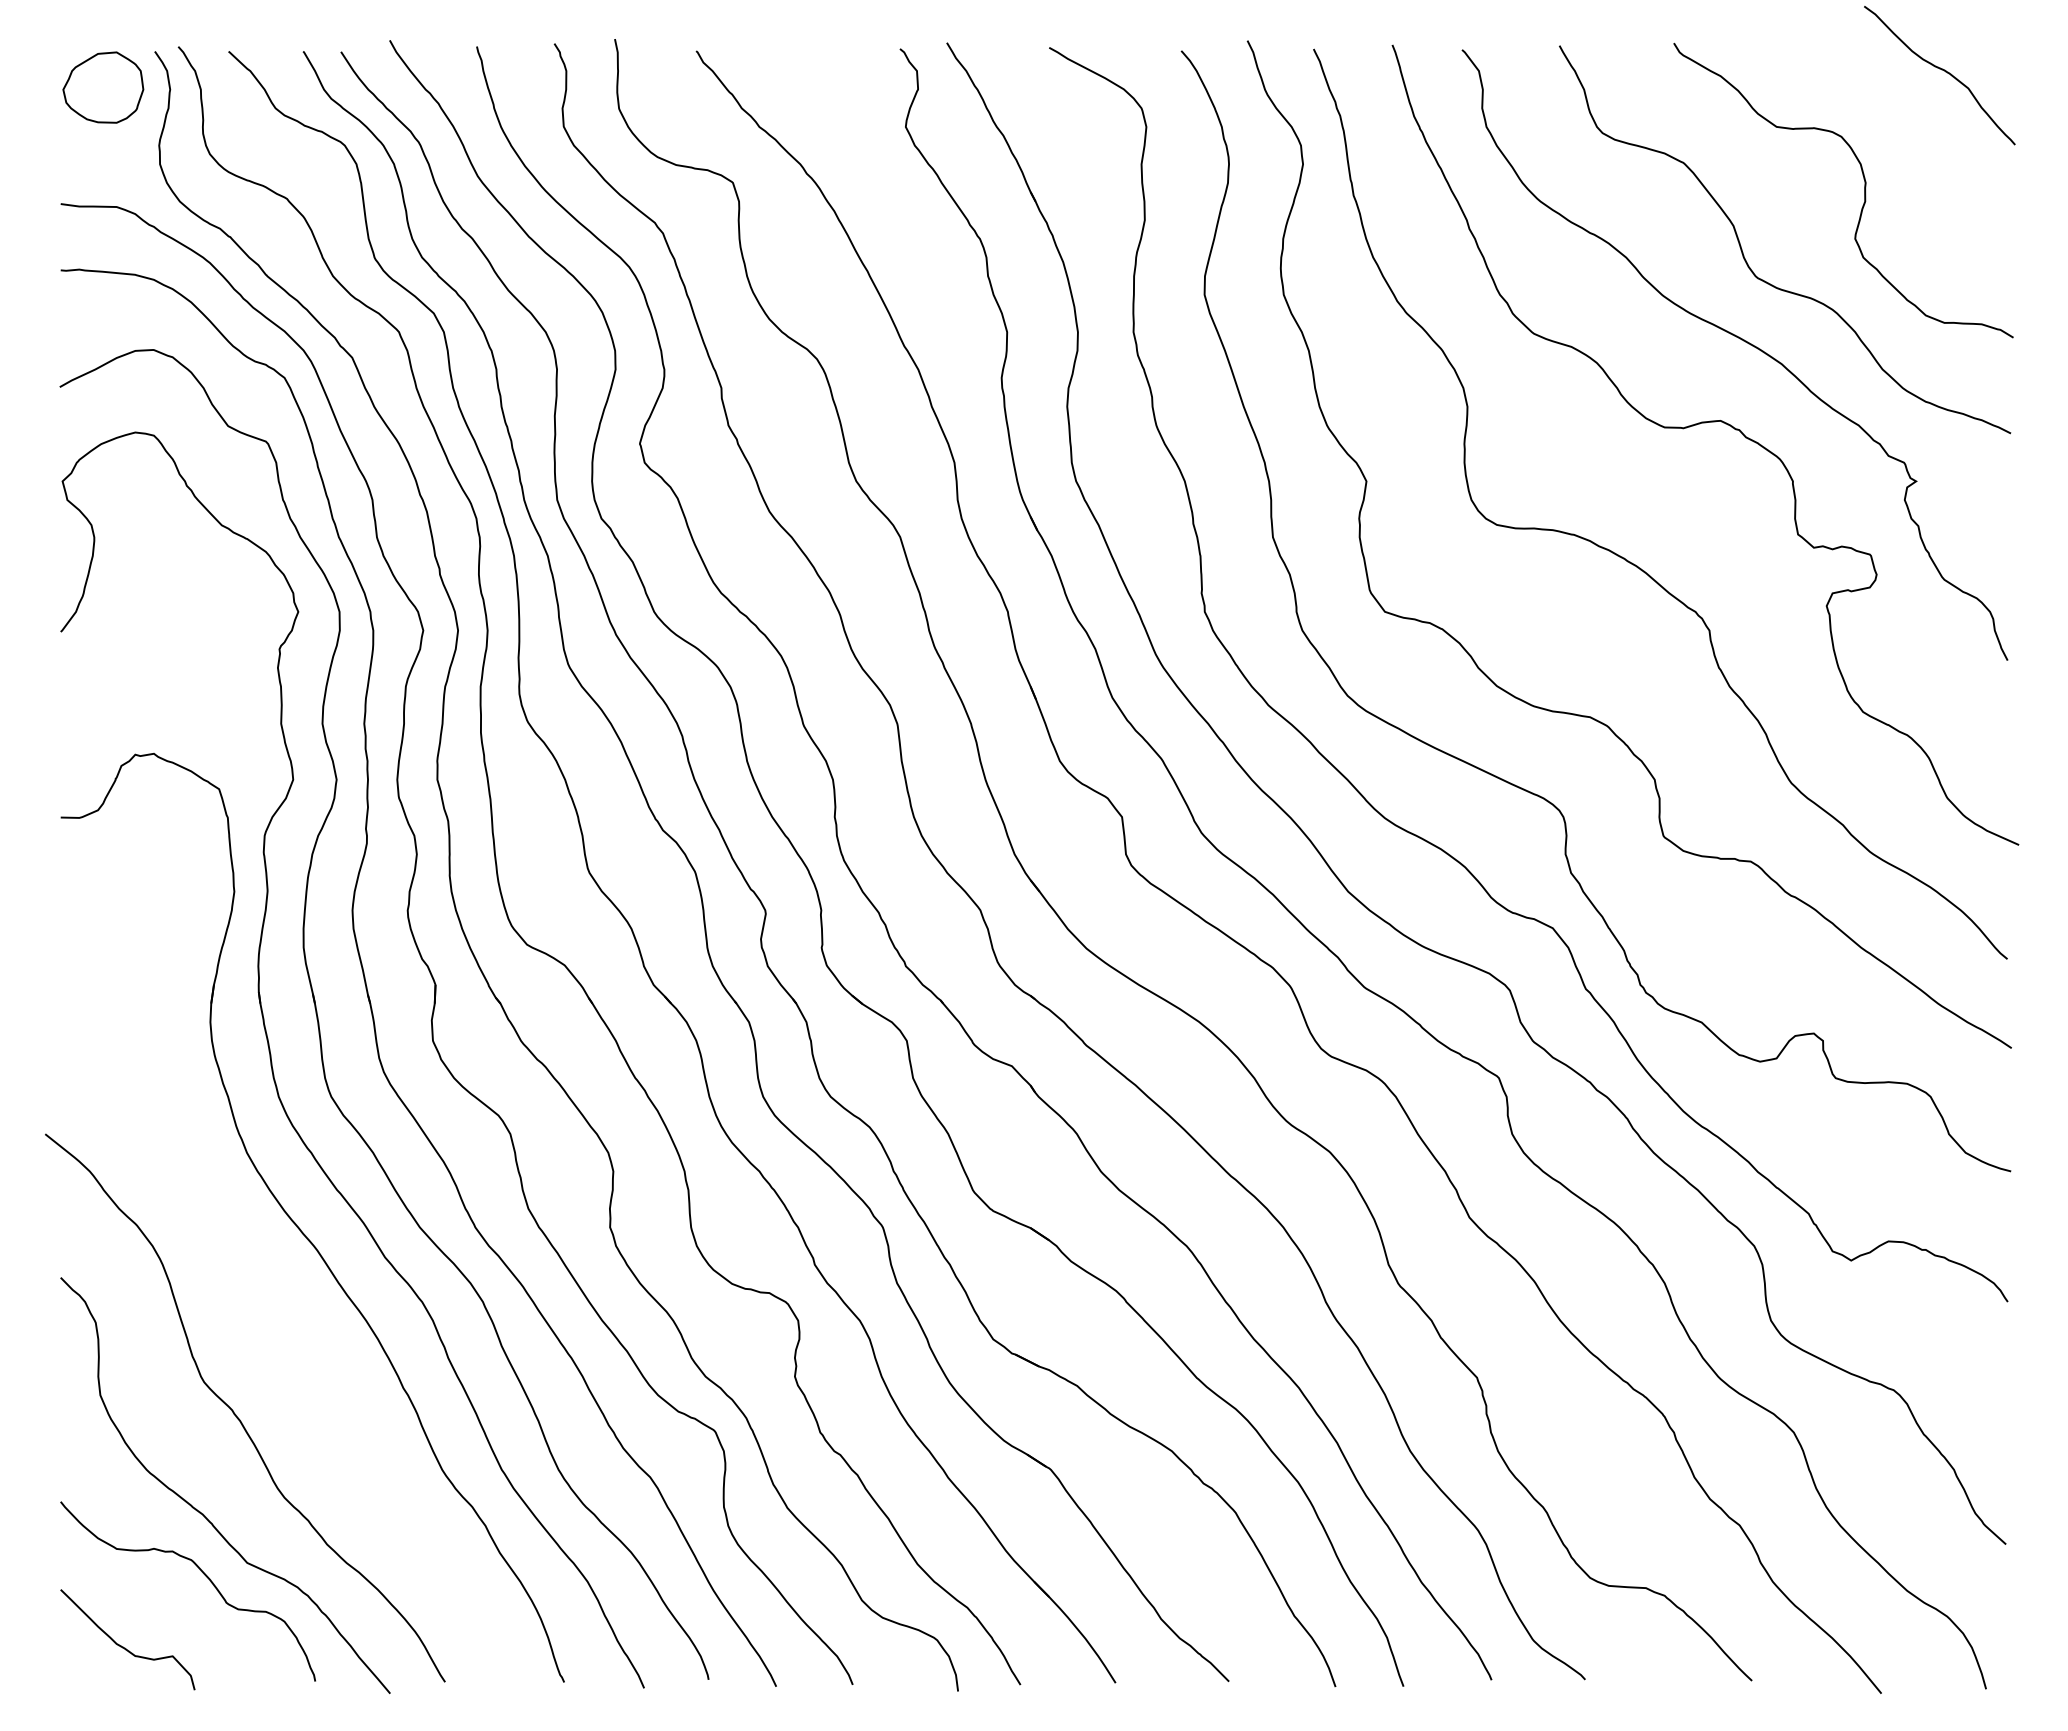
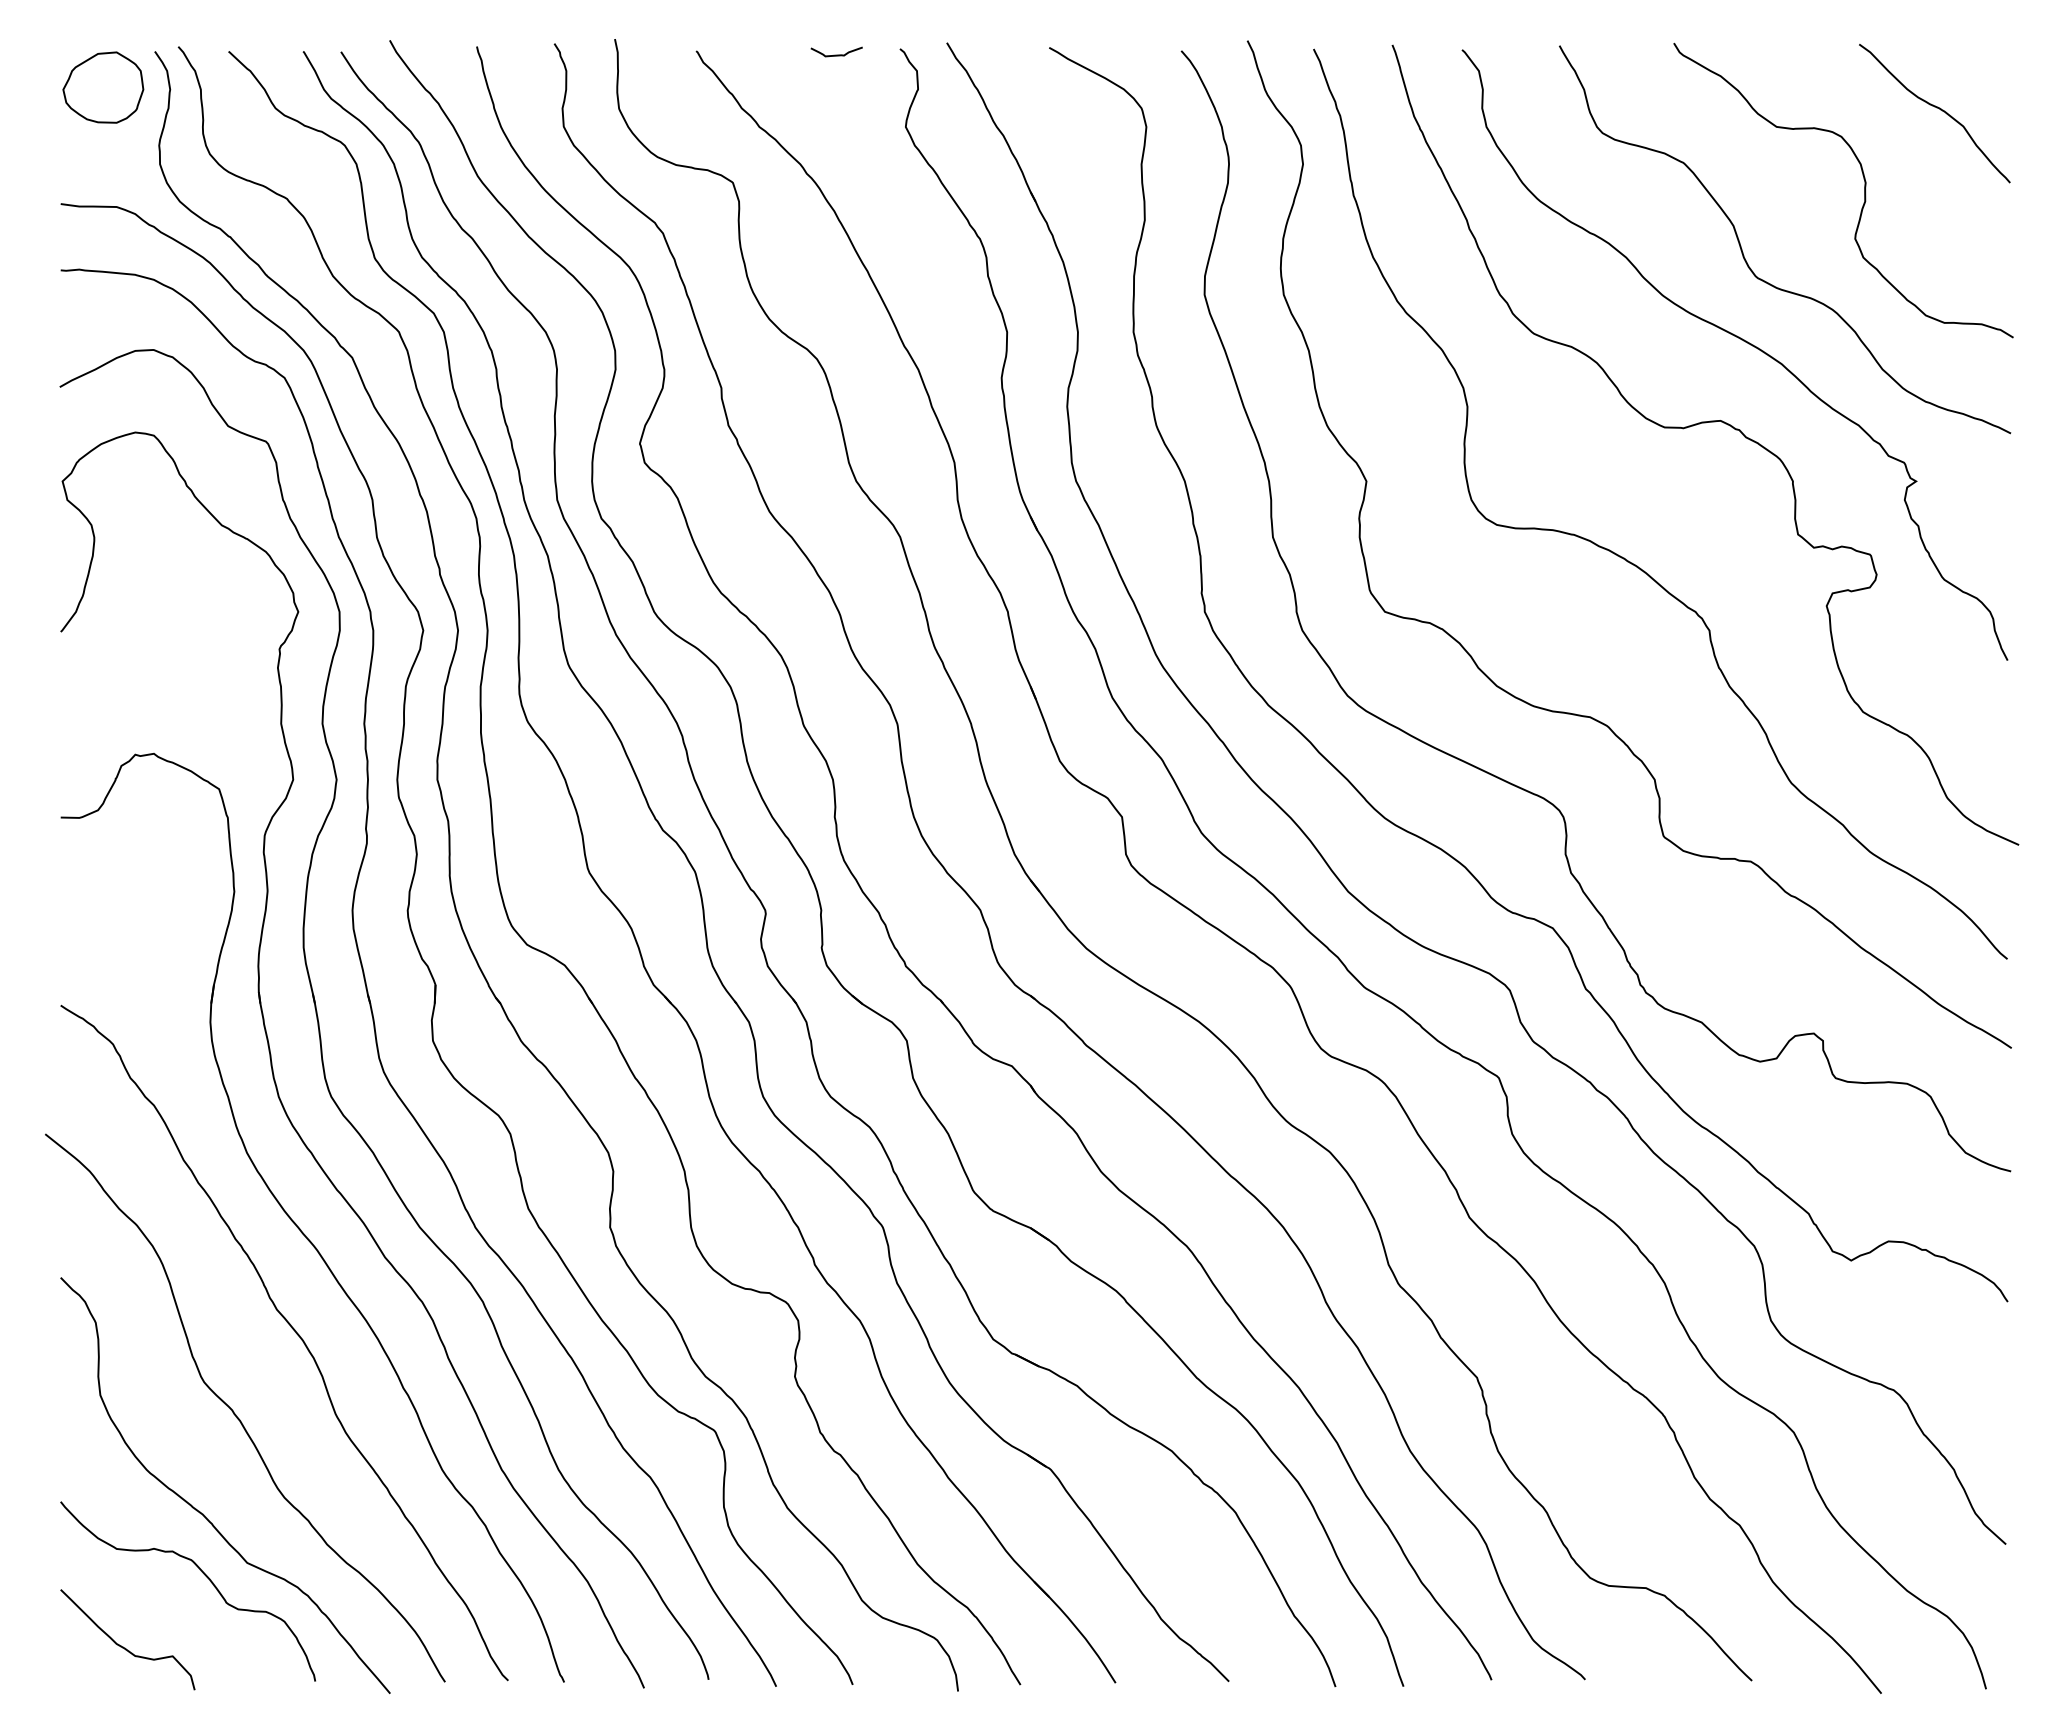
curve: none -> present (836, 54)
curve position: (1941, 70) -> (1936, 108) (1936, 108)
curve: none -> present (295, 1333)
